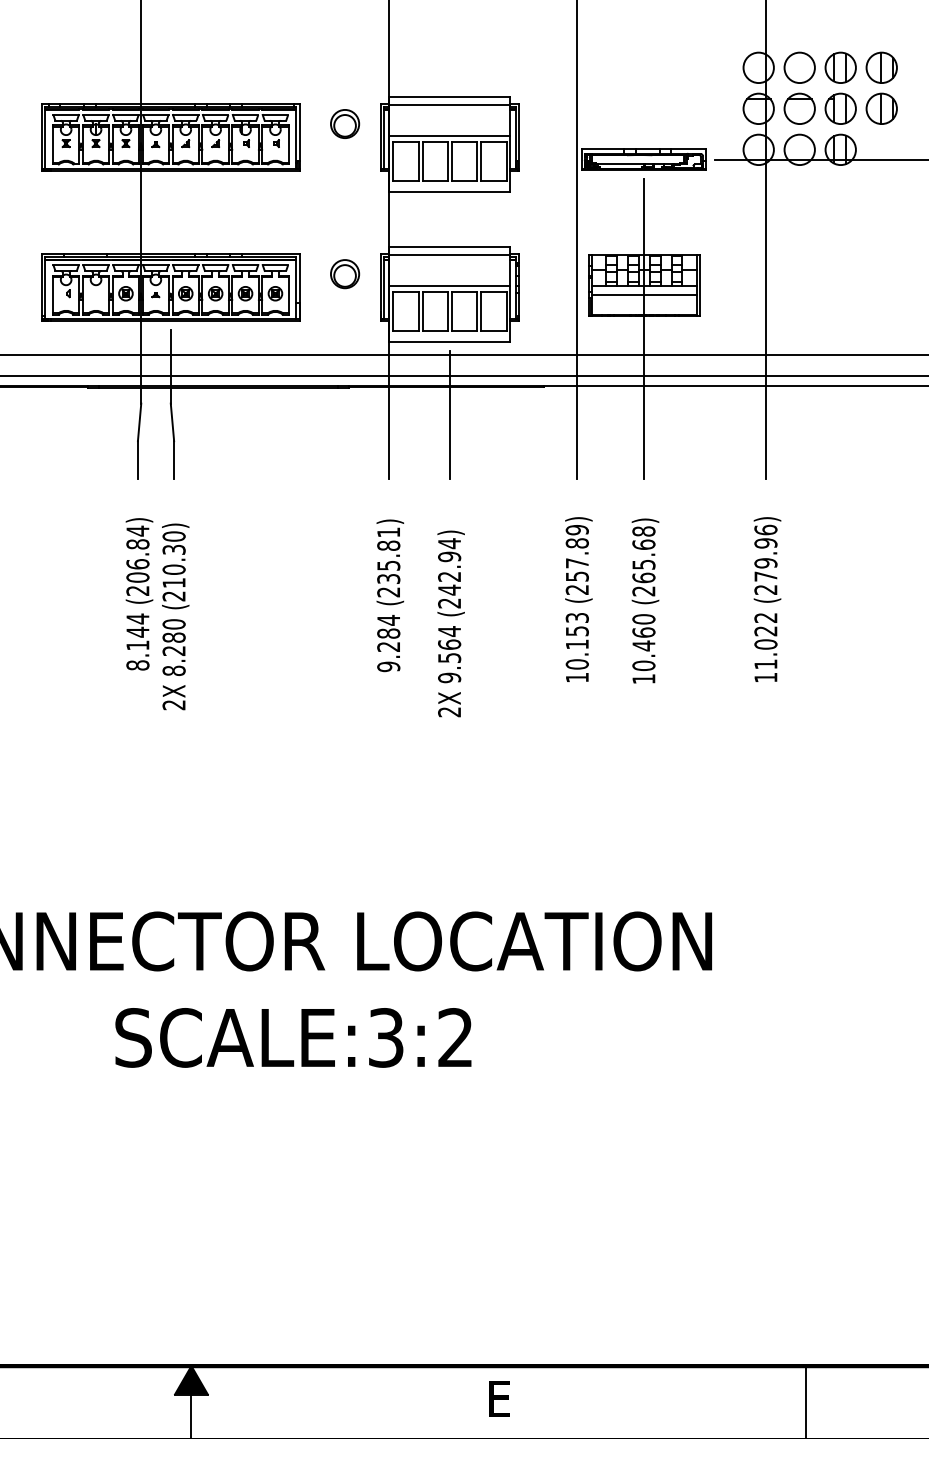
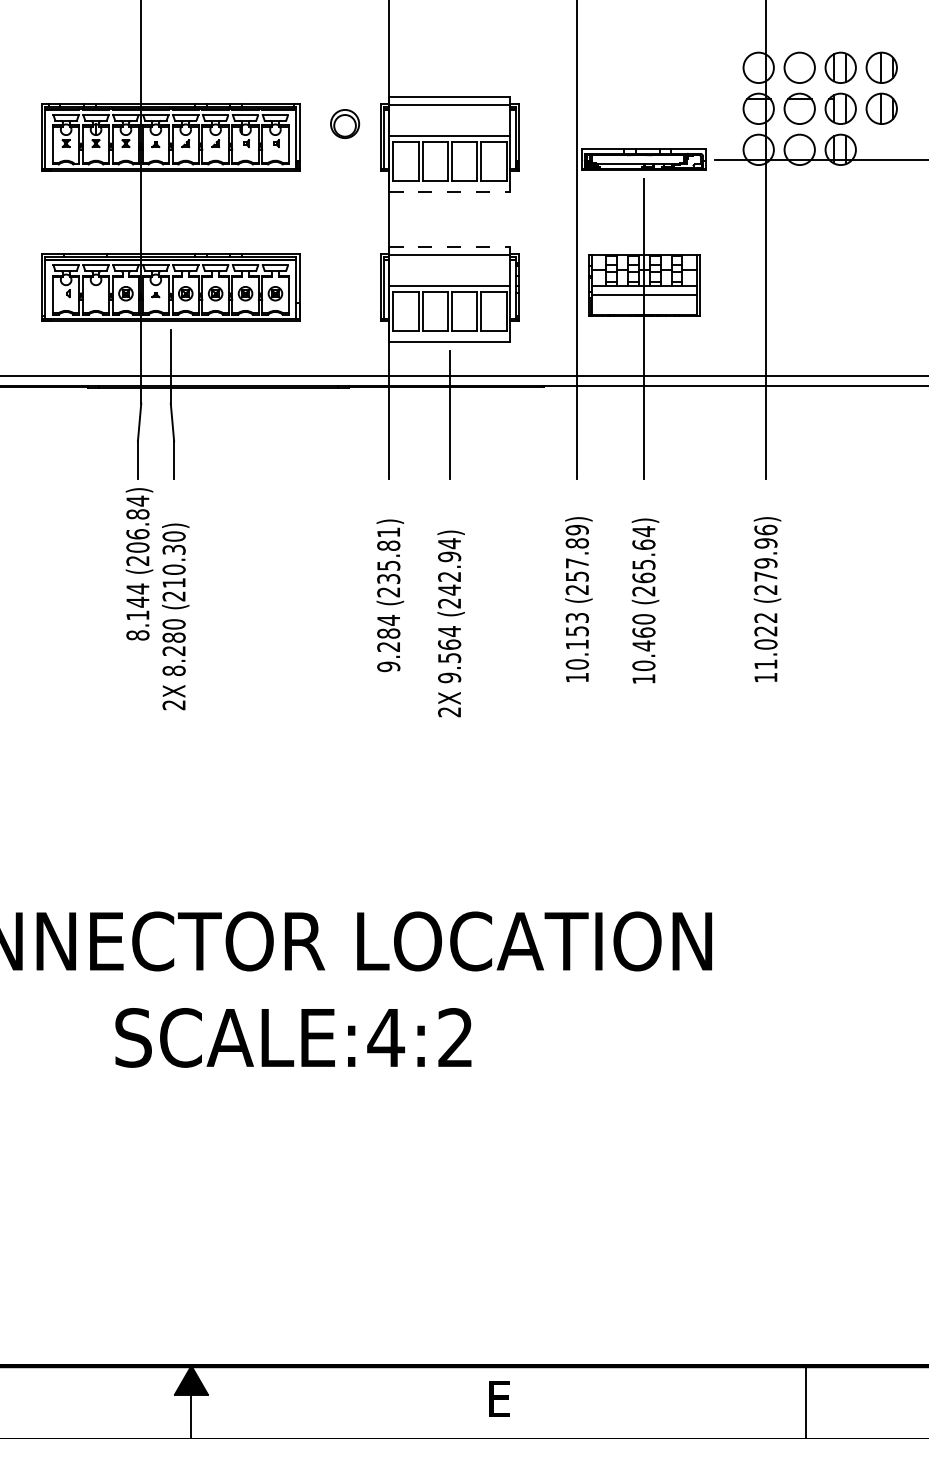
line: solid -> dashed (449, 192)
line: solid -> dashed (449, 246)
part: present -> none (345, 274)
line: present -> none (463, 354)
text: (265.68) -> (265.64) (643, 531)
text position: (139, 594) -> (139, 564) (139, 564)
text: SCALE:3:2 -> SCALE:4:2 (386, 1037)
